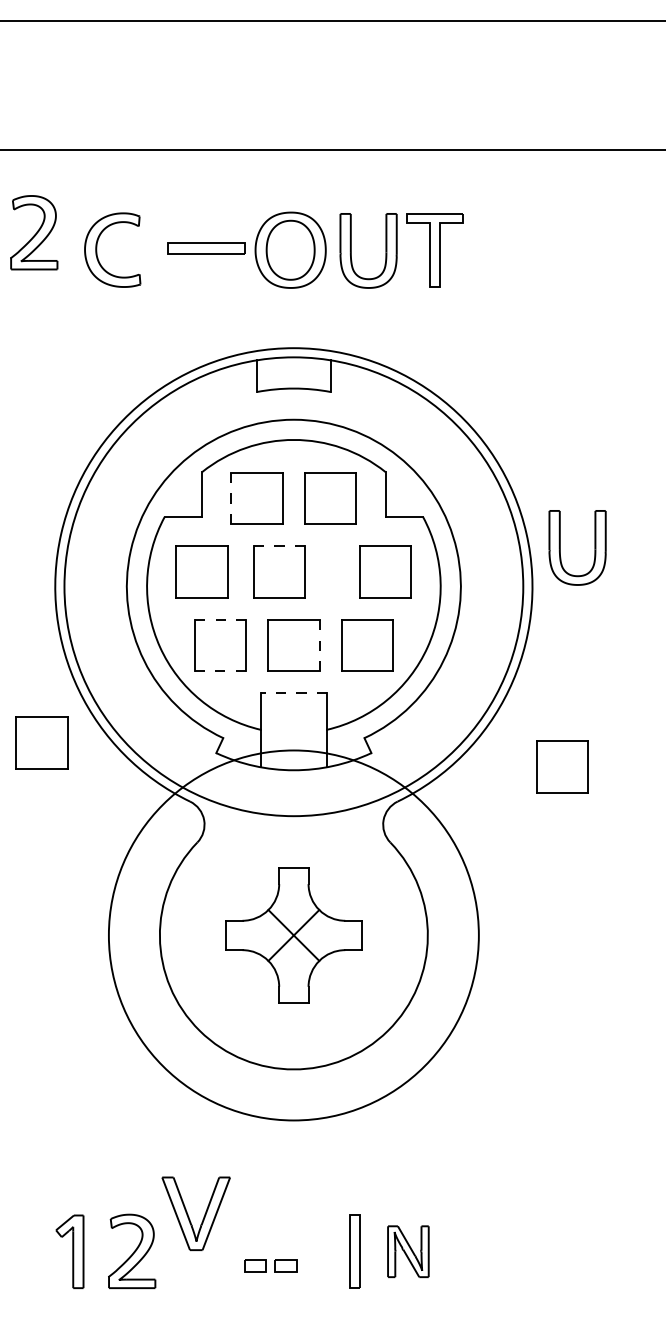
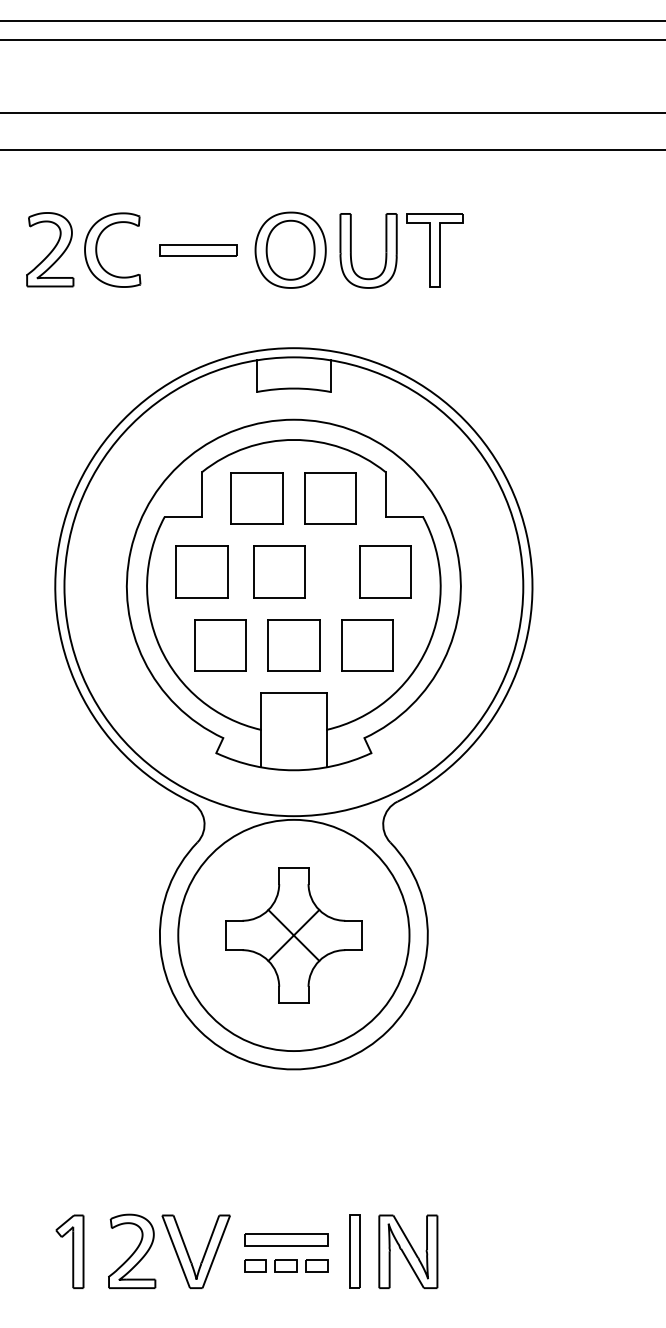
line: none -> present (332, 39)
line: none -> present (332, 113)
part position: (34, 232) -> (50, 249) (50, 249)
part position: (206, 248) -> (198, 250) (198, 250)
line: dashed -> solid (231, 498)
line: dashed -> solid (279, 546)
part: present -> none (560, 547)
line: dashed -> solid (220, 619)
line: dashed -> solid (319, 645)
line: dashed -> solid (220, 671)
line: dashed -> solid (293, 693)
part: present -> none (41, 742)
part: present -> none (562, 766)
circle diameter: 370 px -> 231 px (293, 935)
part position: (189, 1216) -> (189, 1254) (189, 1254)
part: none -> present (286, 1239)
part size: 43x54 px -> 61x75 px (408, 1251)
part: none -> present (316, 1265)
